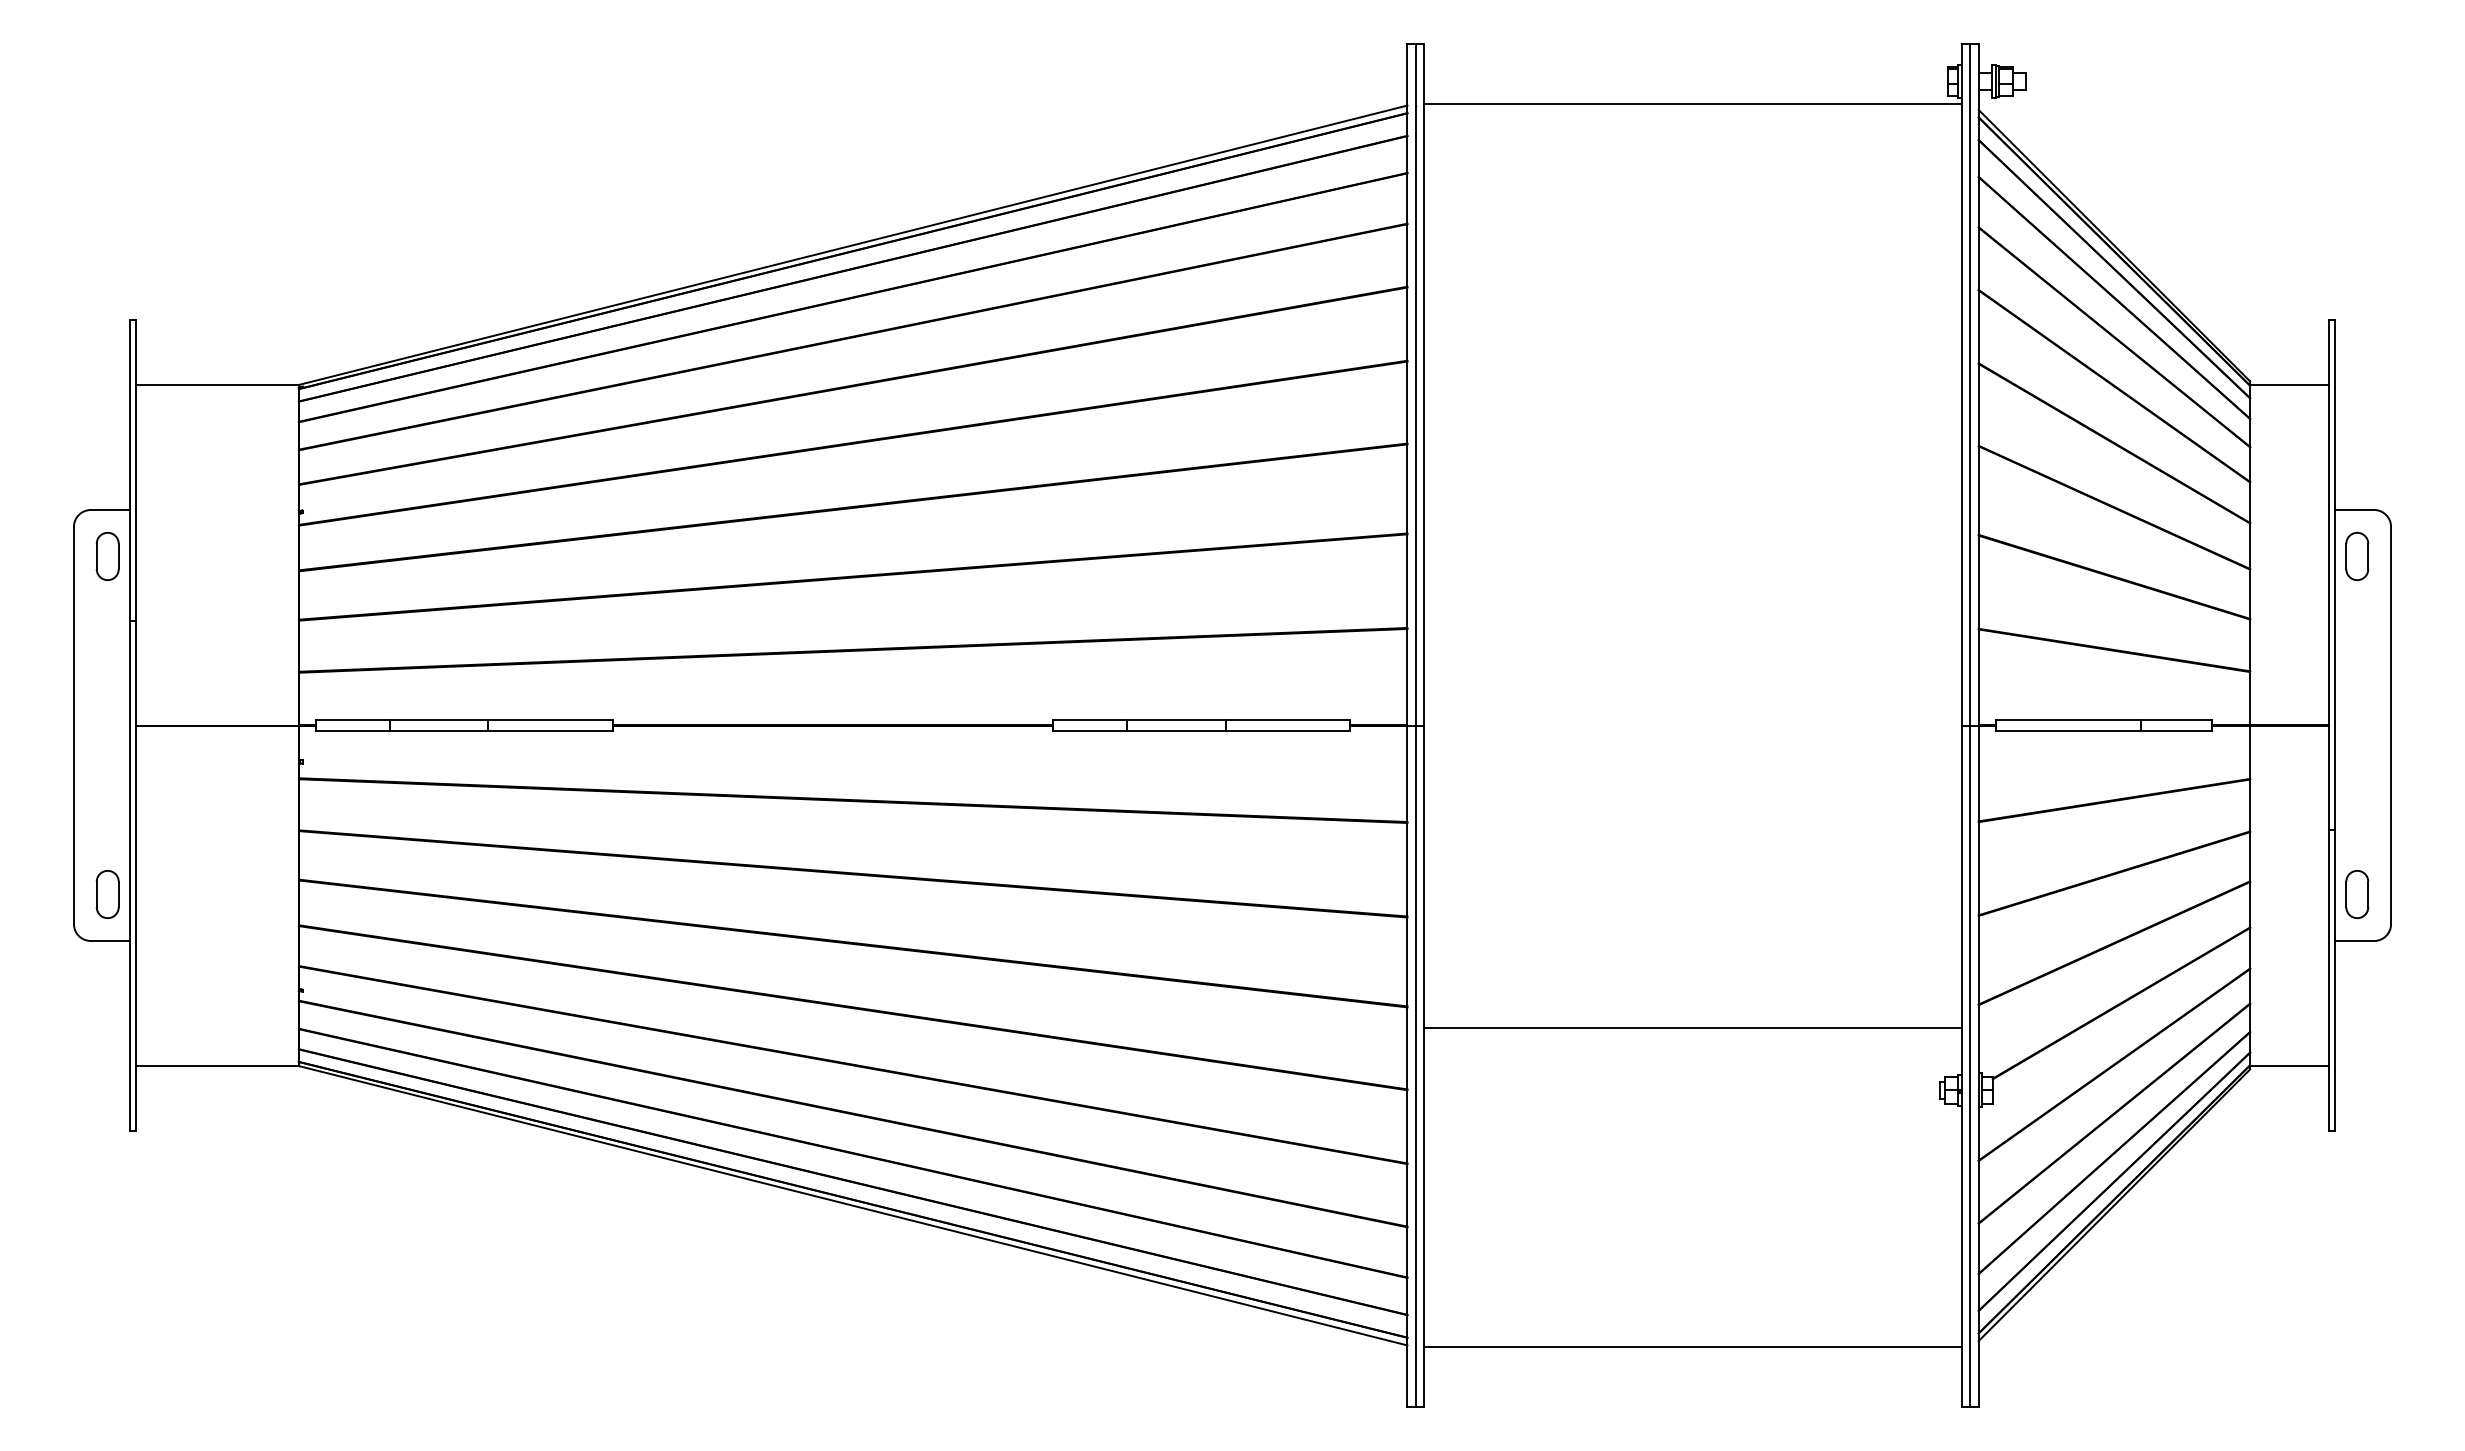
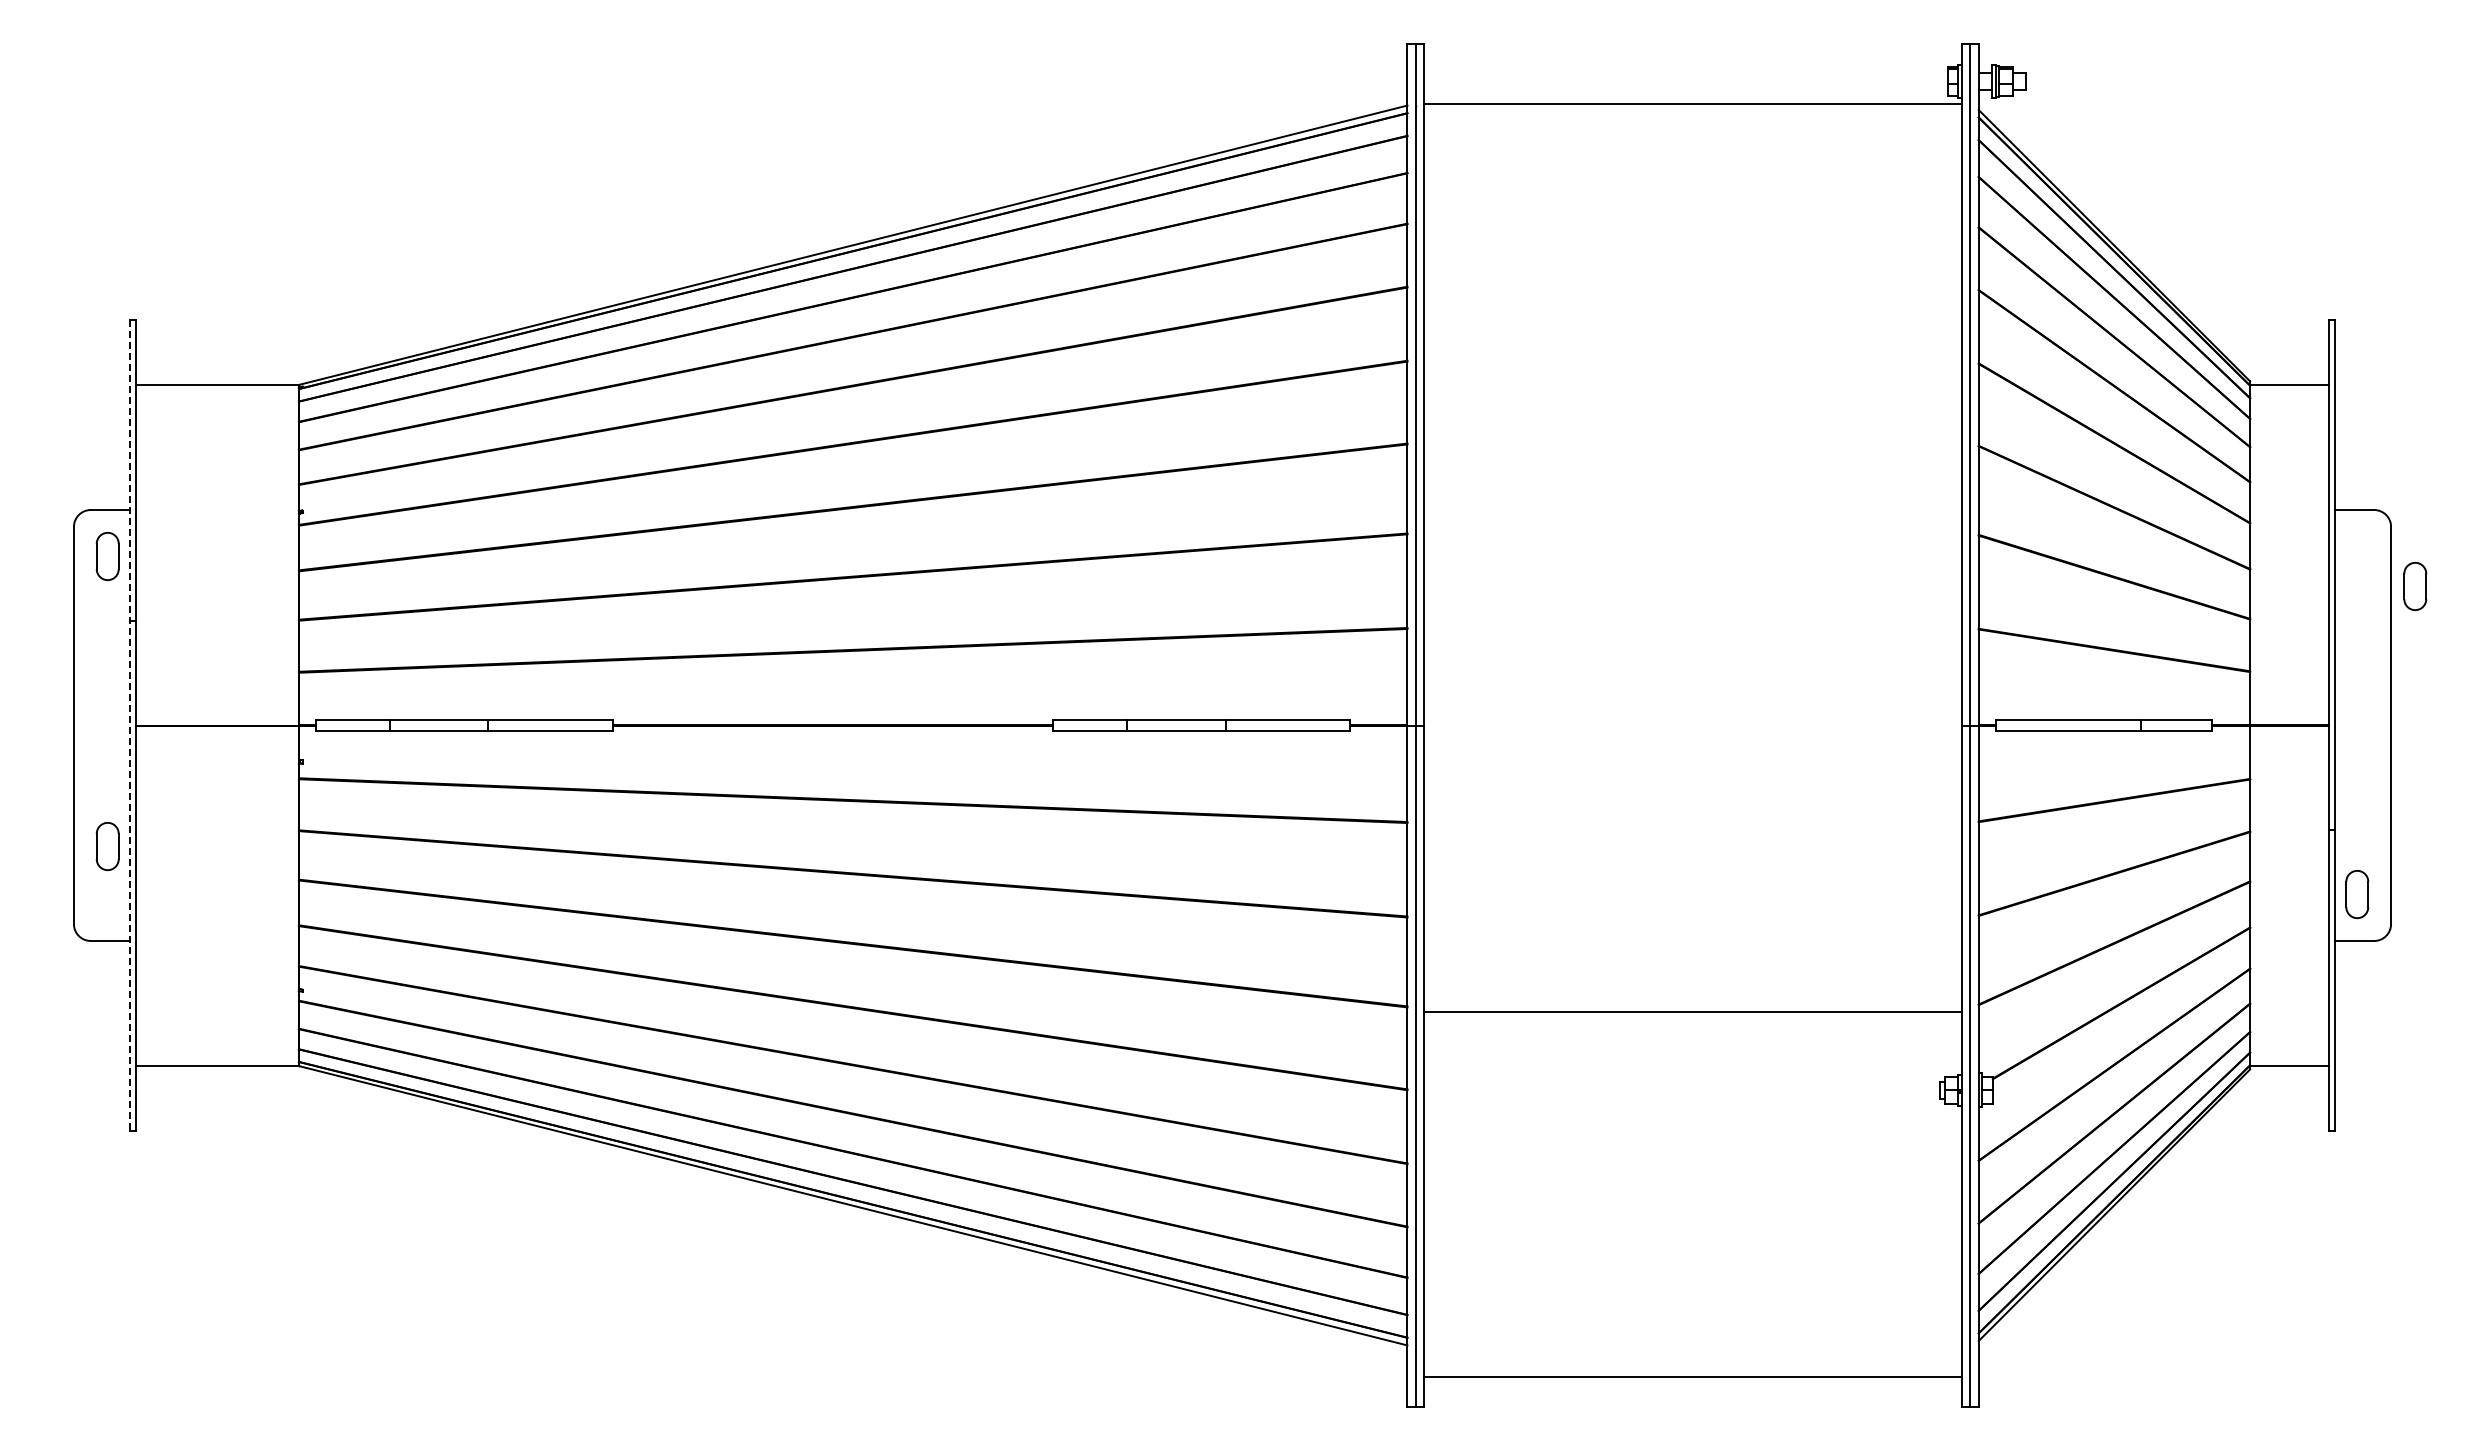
part position: (2357, 555) -> (2415, 585) (2415, 585)
line: solid -> dashed (129, 725)
part position: (107, 894) -> (107, 846) (107, 846)
line position: (1692, 1028) -> (1692, 1012) (1692, 1012)
line position: (1692, 1347) -> (1692, 1377) (1692, 1377)
